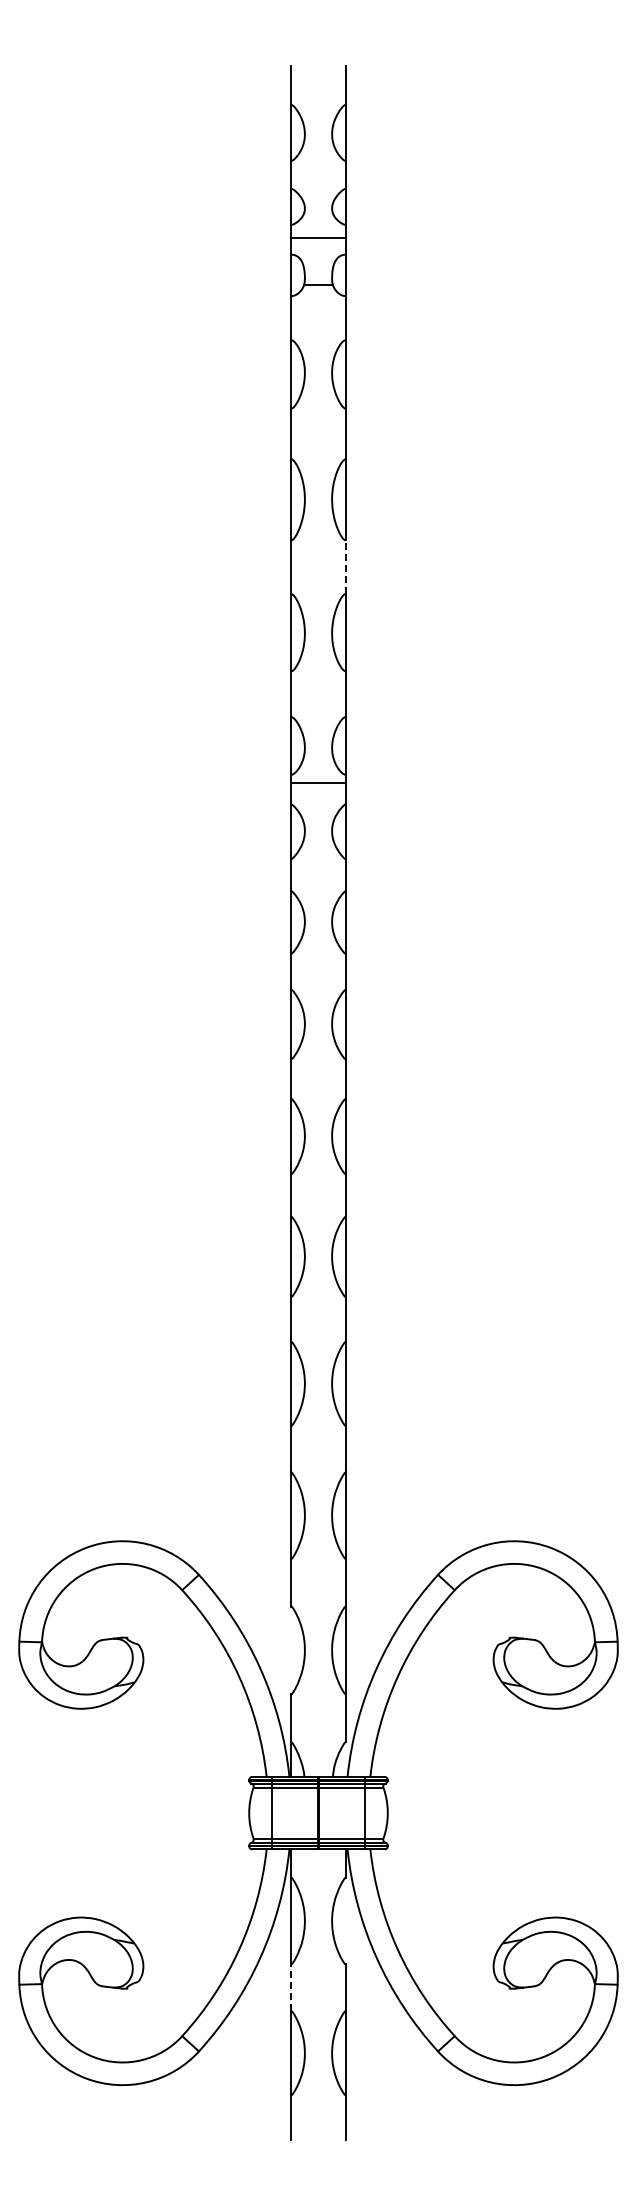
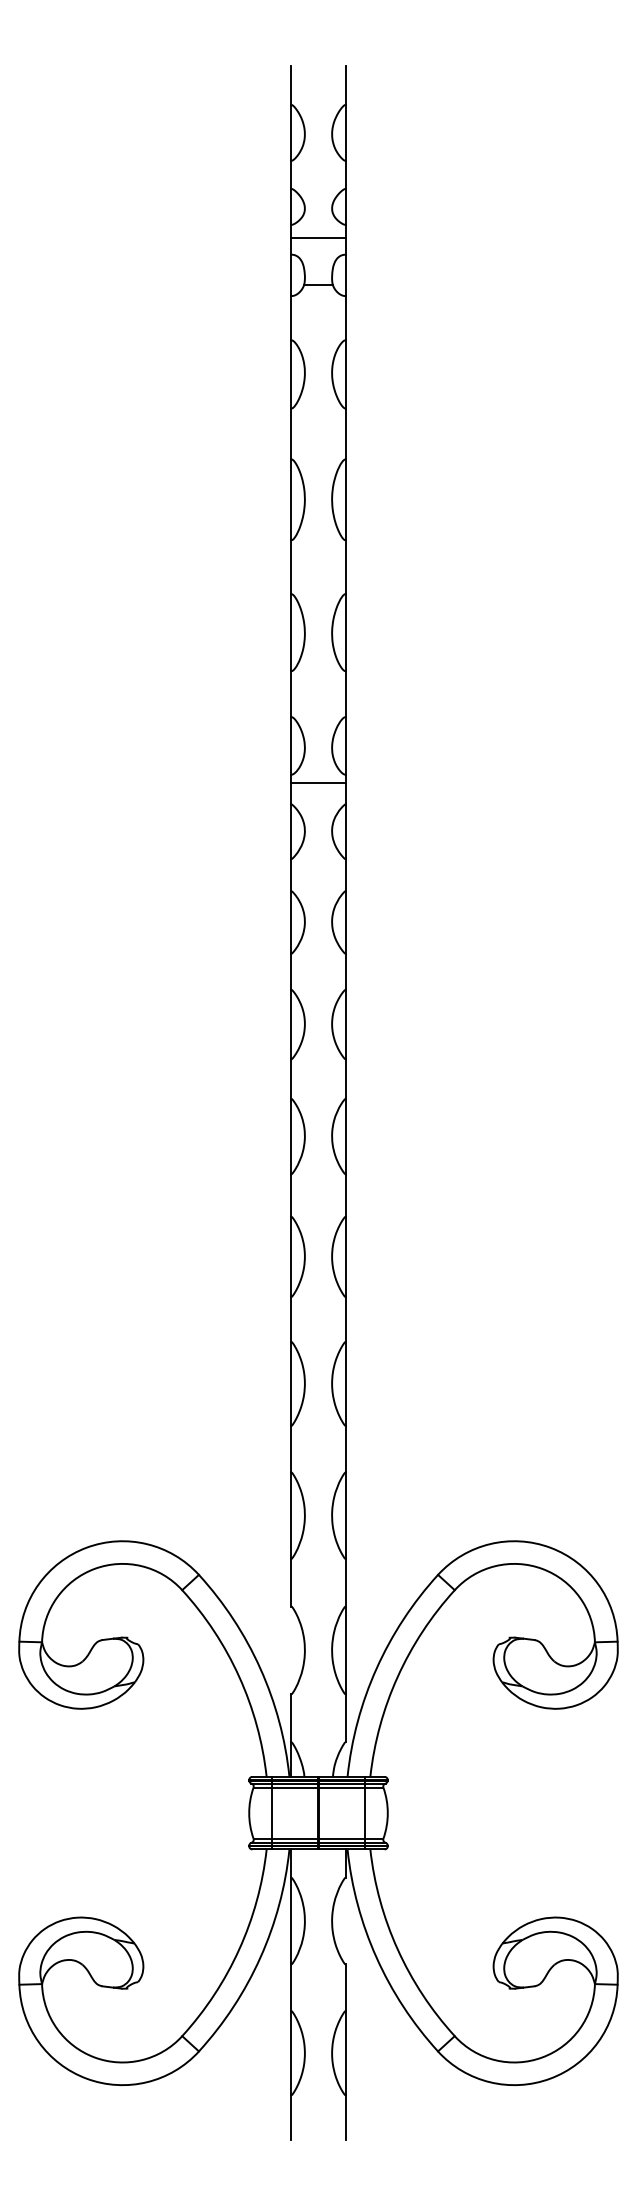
line: dashed -> solid (345, 567)
line: dashed -> solid (291, 1987)
